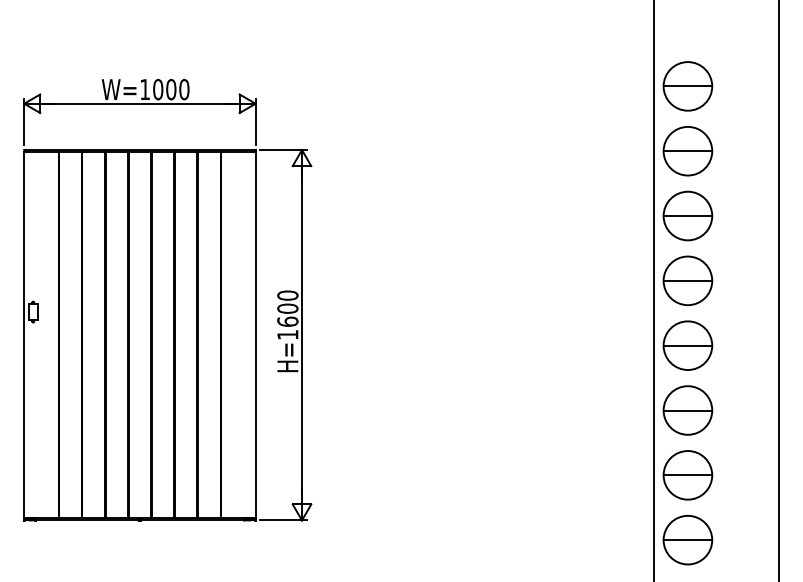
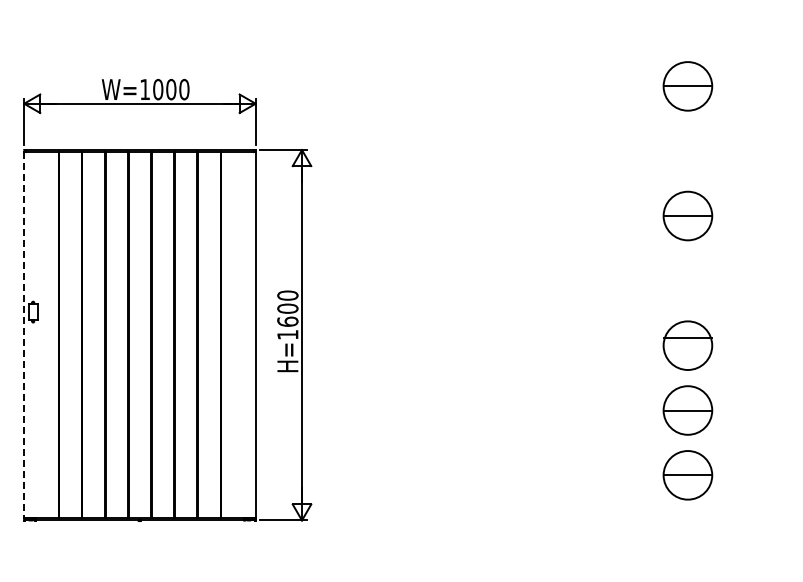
part: present -> none (687, 151)
part: present -> none (687, 280)
line: present -> none (653, 290)
line: present -> none (778, 290)
line: solid -> dashed (24, 335)
line position: (687, 345) -> (687, 337) (687, 337)
part: present -> none (687, 540)
